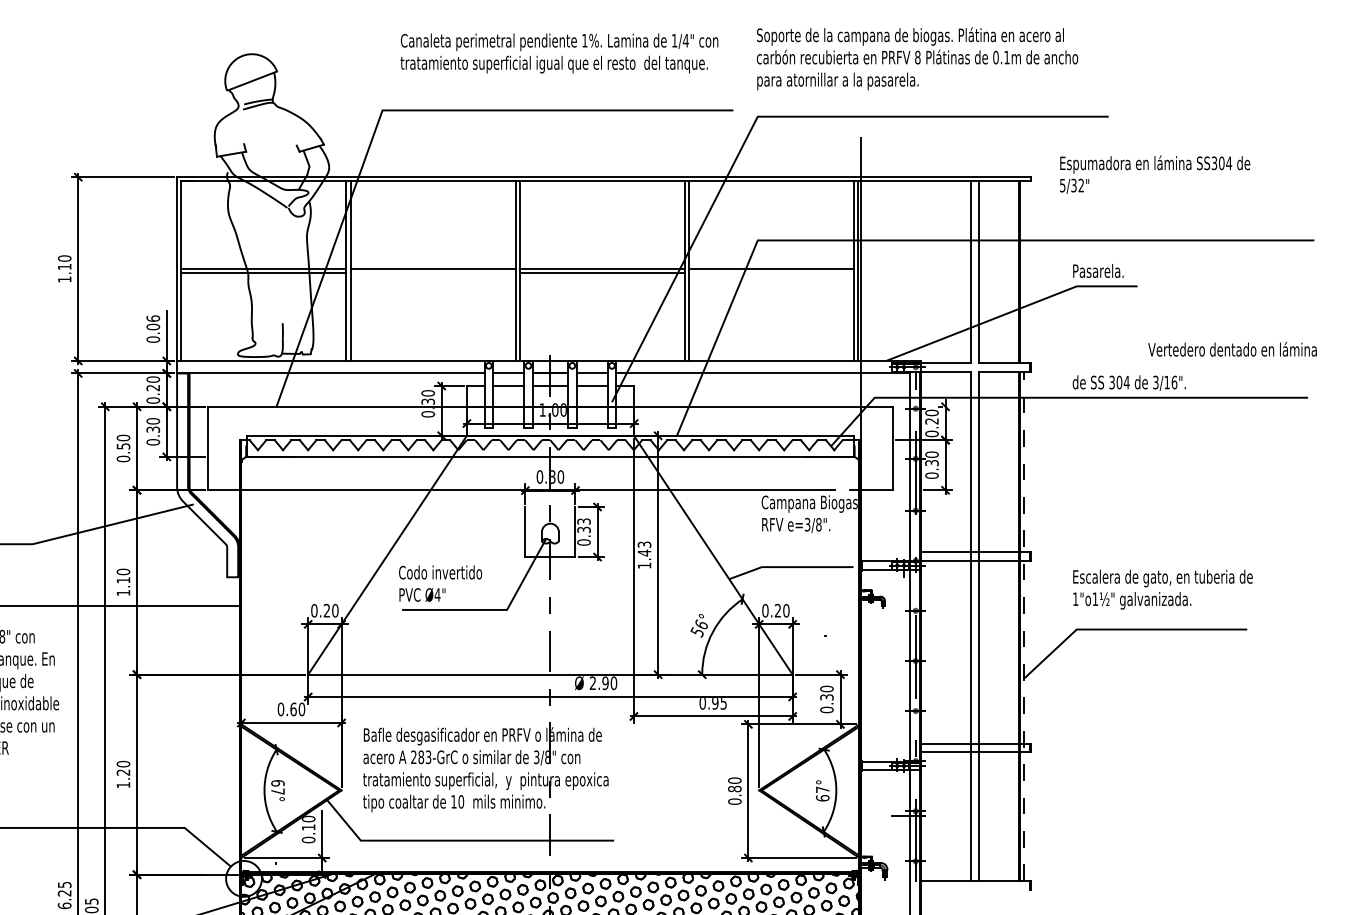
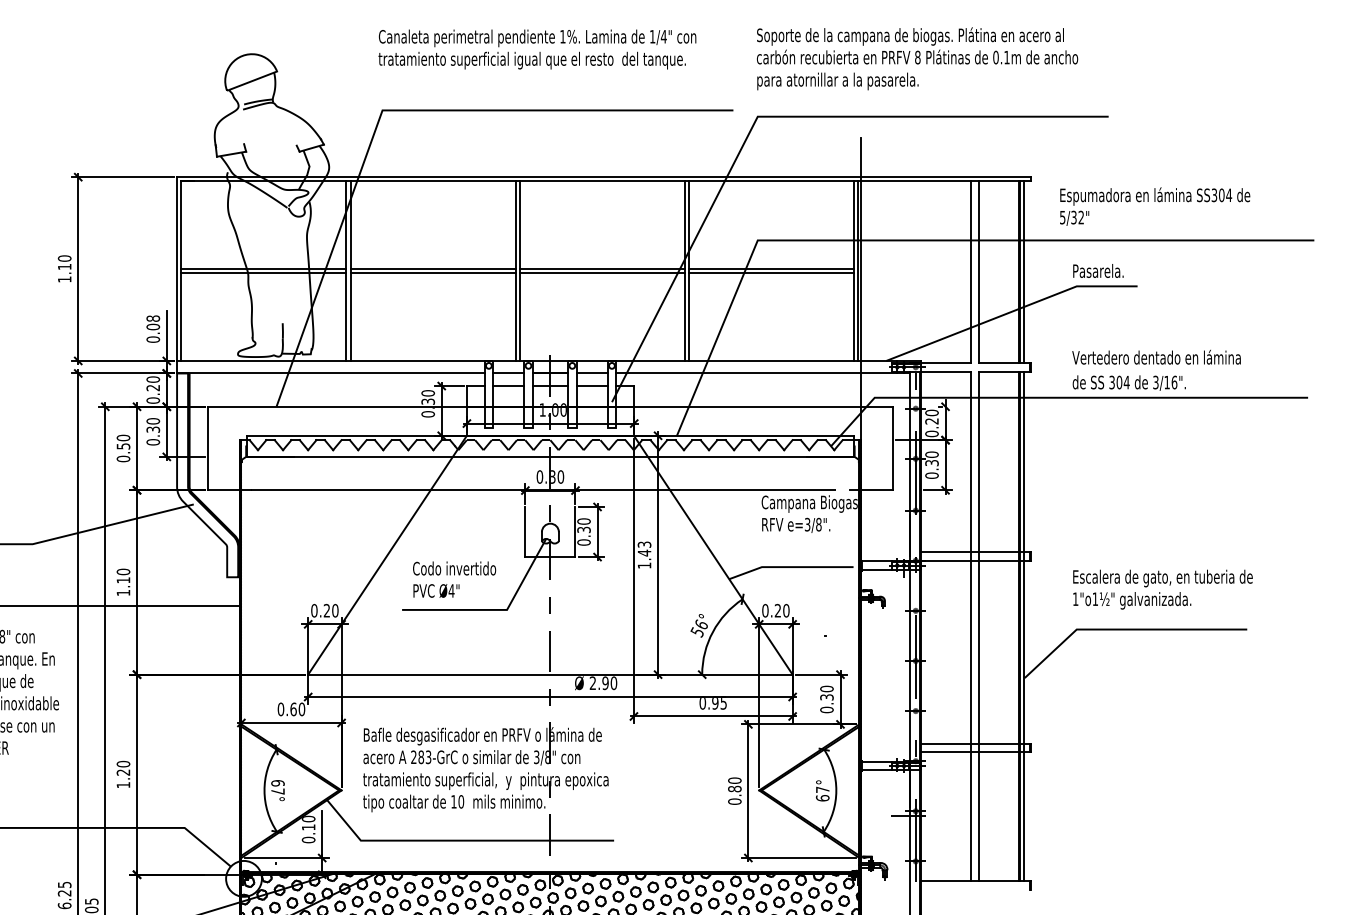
text position: (559, 53) -> (537, 49) (537, 49)
text position: (1155, 174) -> (1155, 206) (1155, 206)
line: none -> present (1024, 272)
line: none -> present (432, 273)
line: none -> present (771, 273)
text: 0.06 -> 0.08 (152, 318)
text position: (1232, 348) -> (1156, 356) (1156, 356)
text: 0.33 -> 0.30 (583, 521)
text position: (440, 583) -> (454, 579) (454, 579)
line: dashed -> solid (1024, 626)
